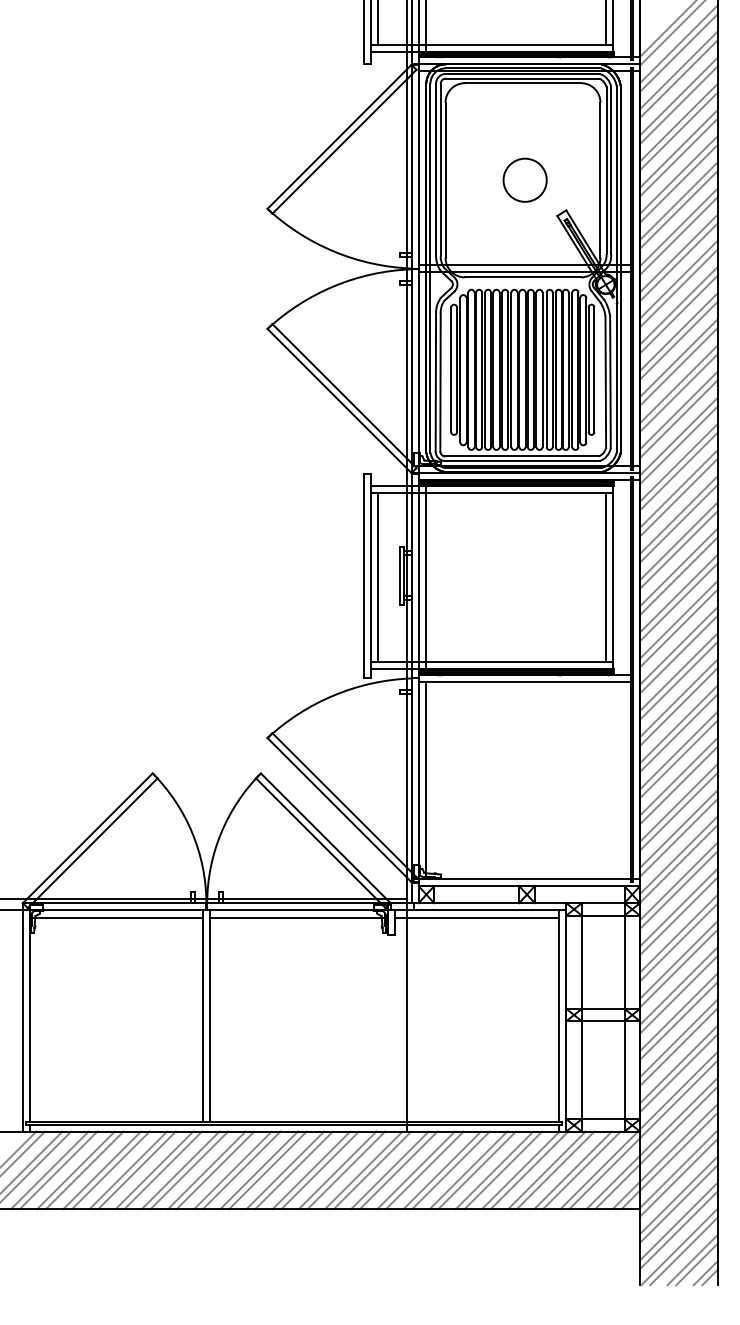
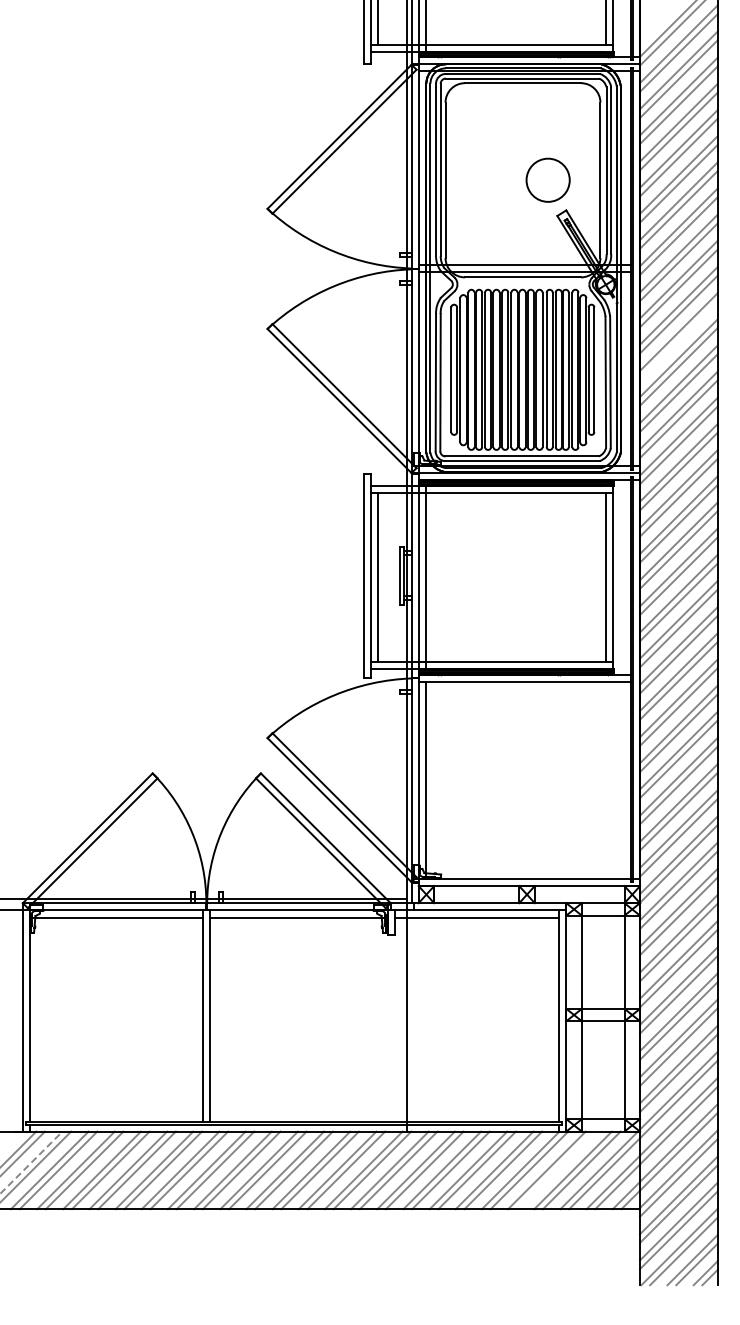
circle position: (524, 179) -> (547, 179) (547, 179)
line: present -> none (678, 340)
line: solid -> dashed (31, 1162)
line: present -> none (555, 1170)
